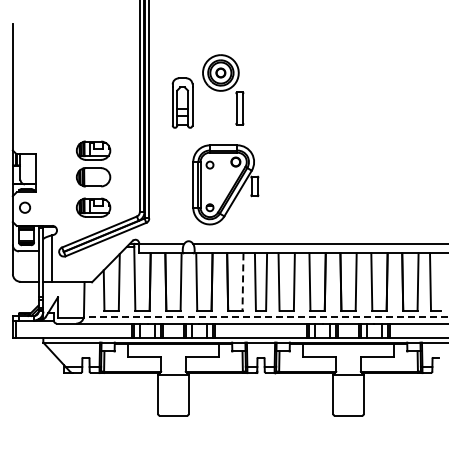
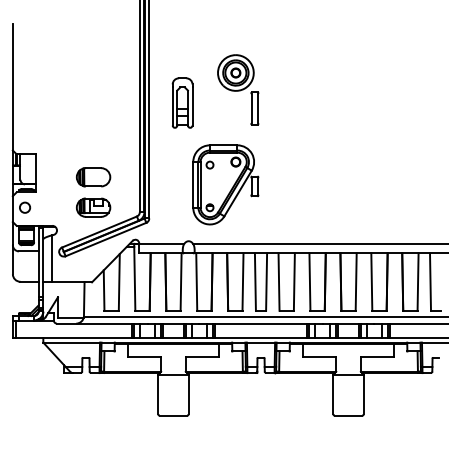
part position: (223, 89) -> (238, 89) (238, 89)
part: present -> none (93, 150)
line: dashed -> solid (243, 282)
line: dashed -> solid (265, 316)
